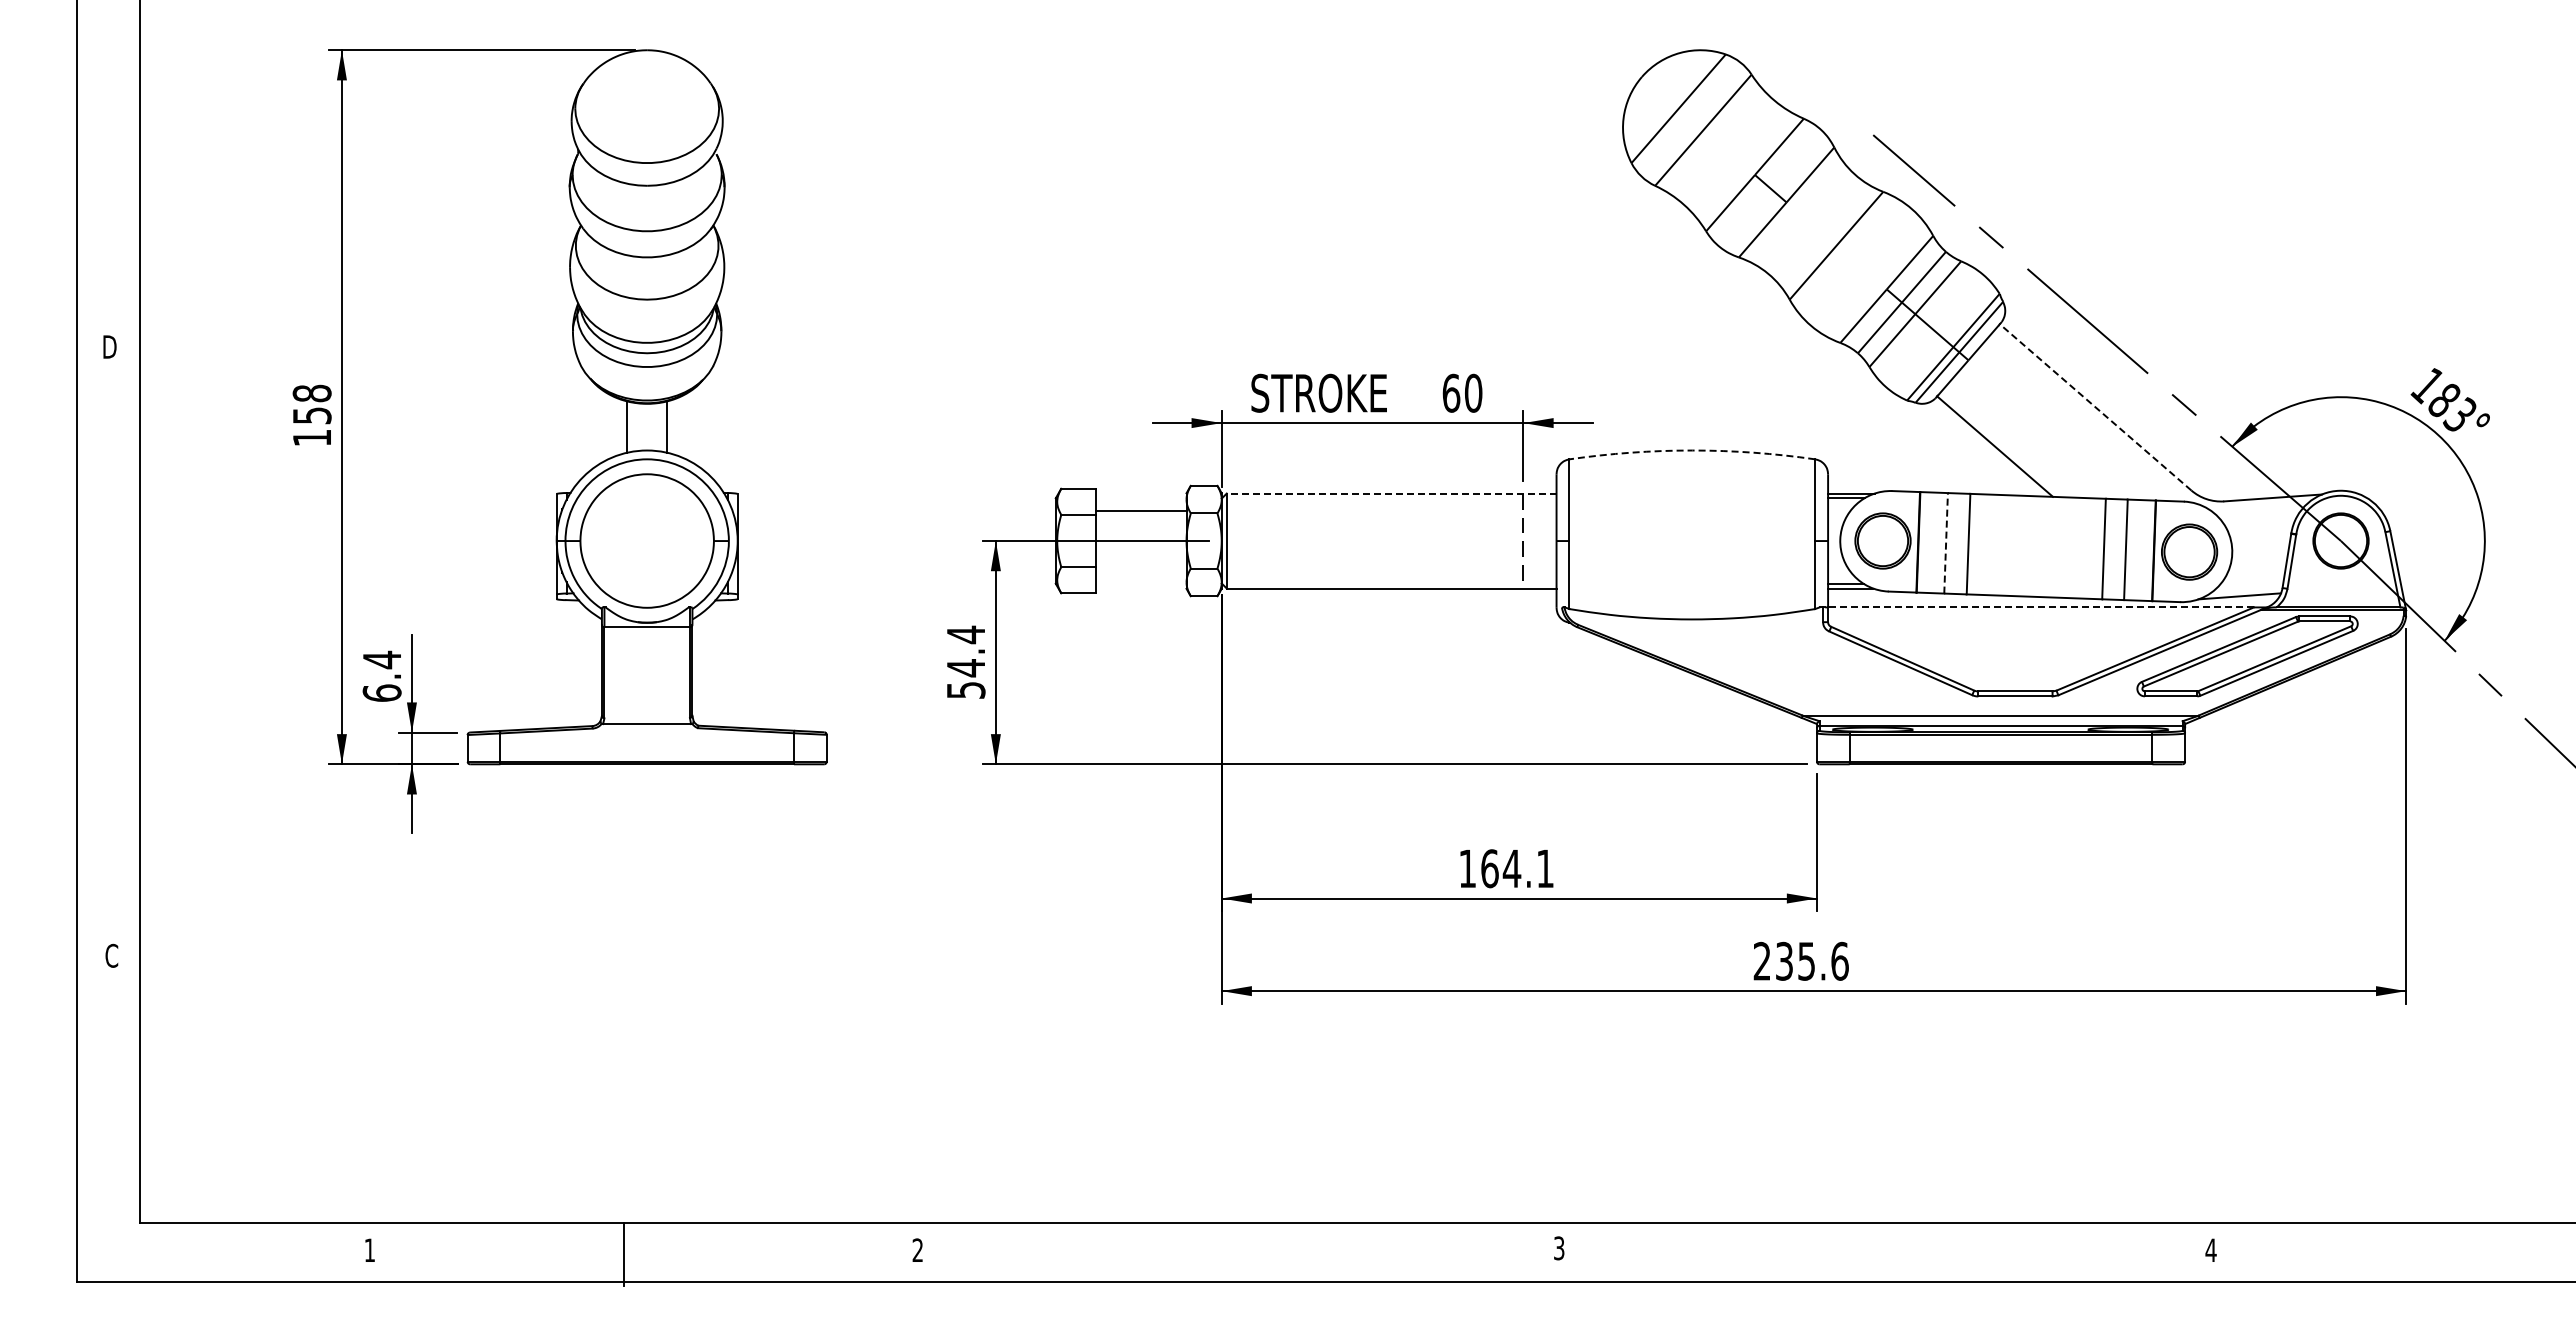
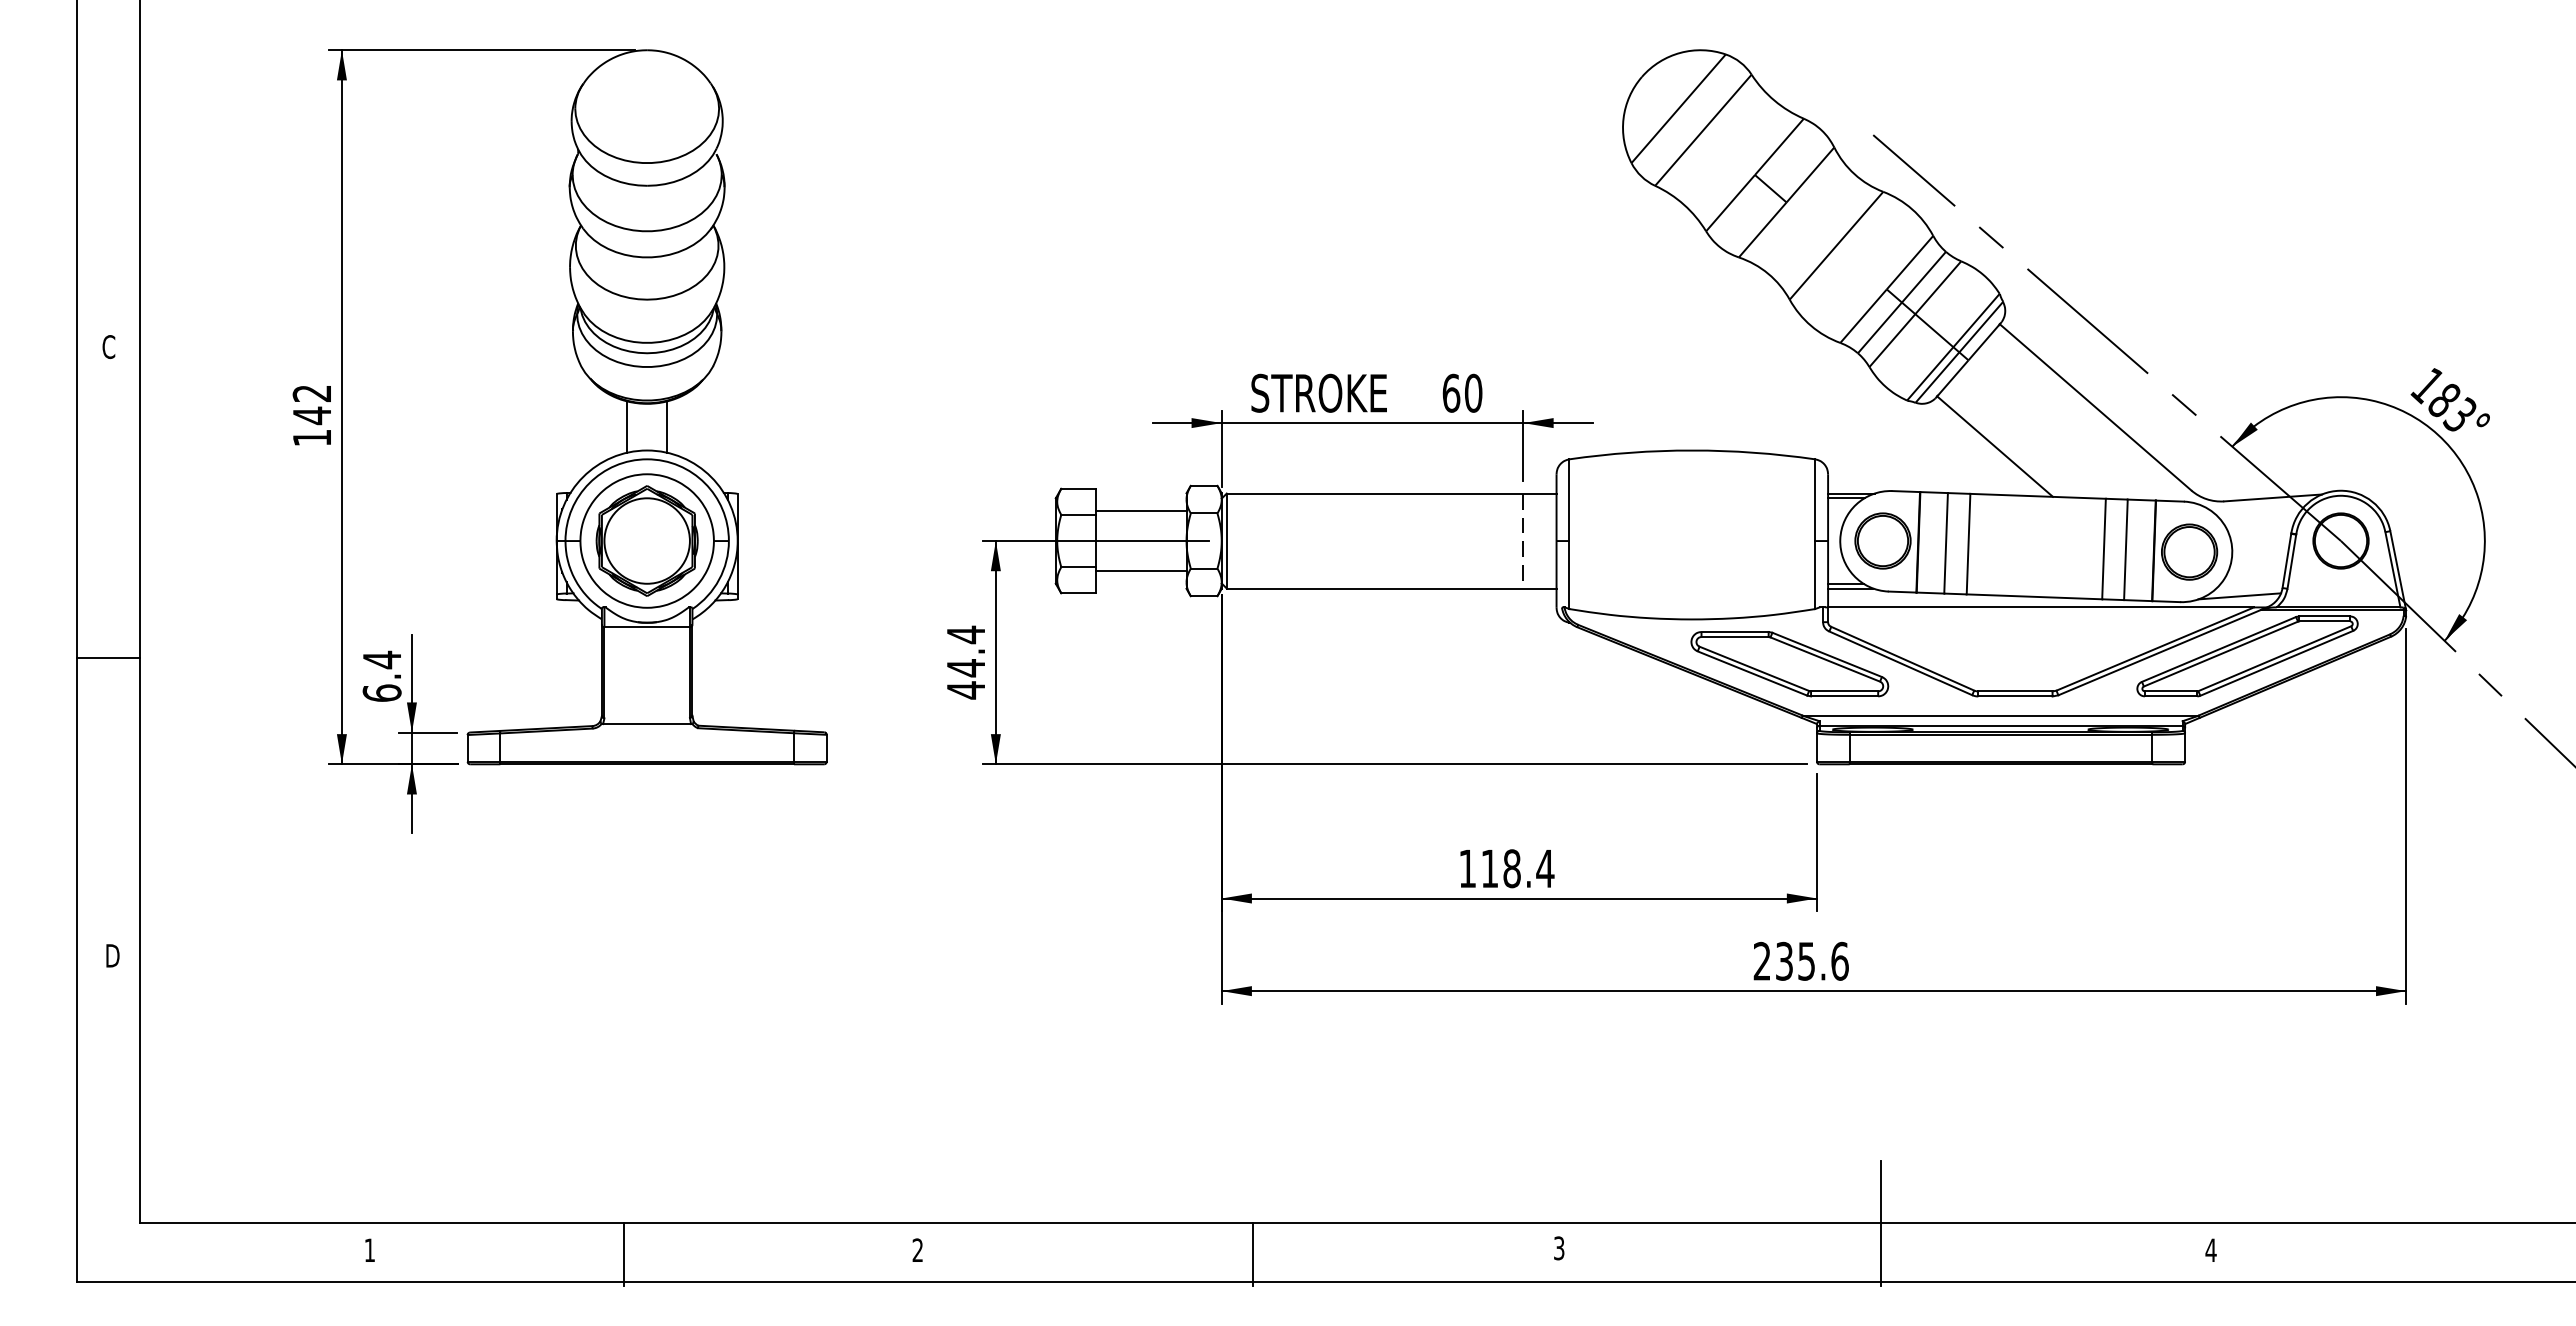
text: D -> C (109, 347)
text: 158 -> 142 (311, 404)
line: dashed -> solid (2095, 407)
arc: dashed -> solid (1692, 450)
line: dashed -> solid (1391, 493)
part: none -> present (646, 540)
line: dashed -> solid (1946, 542)
line: none -> present (1141, 571)
line: dashed -> solid (2041, 607)
line: none -> present (108, 657)
part: none -> present (1789, 664)
text: 54.4 -> 44.4 (966, 690)
text: 164.1 -> 118.4 (1517, 868)
text: C -> D (112, 955)
line: none -> present (1881, 1223)
line: none -> present (1252, 1254)
